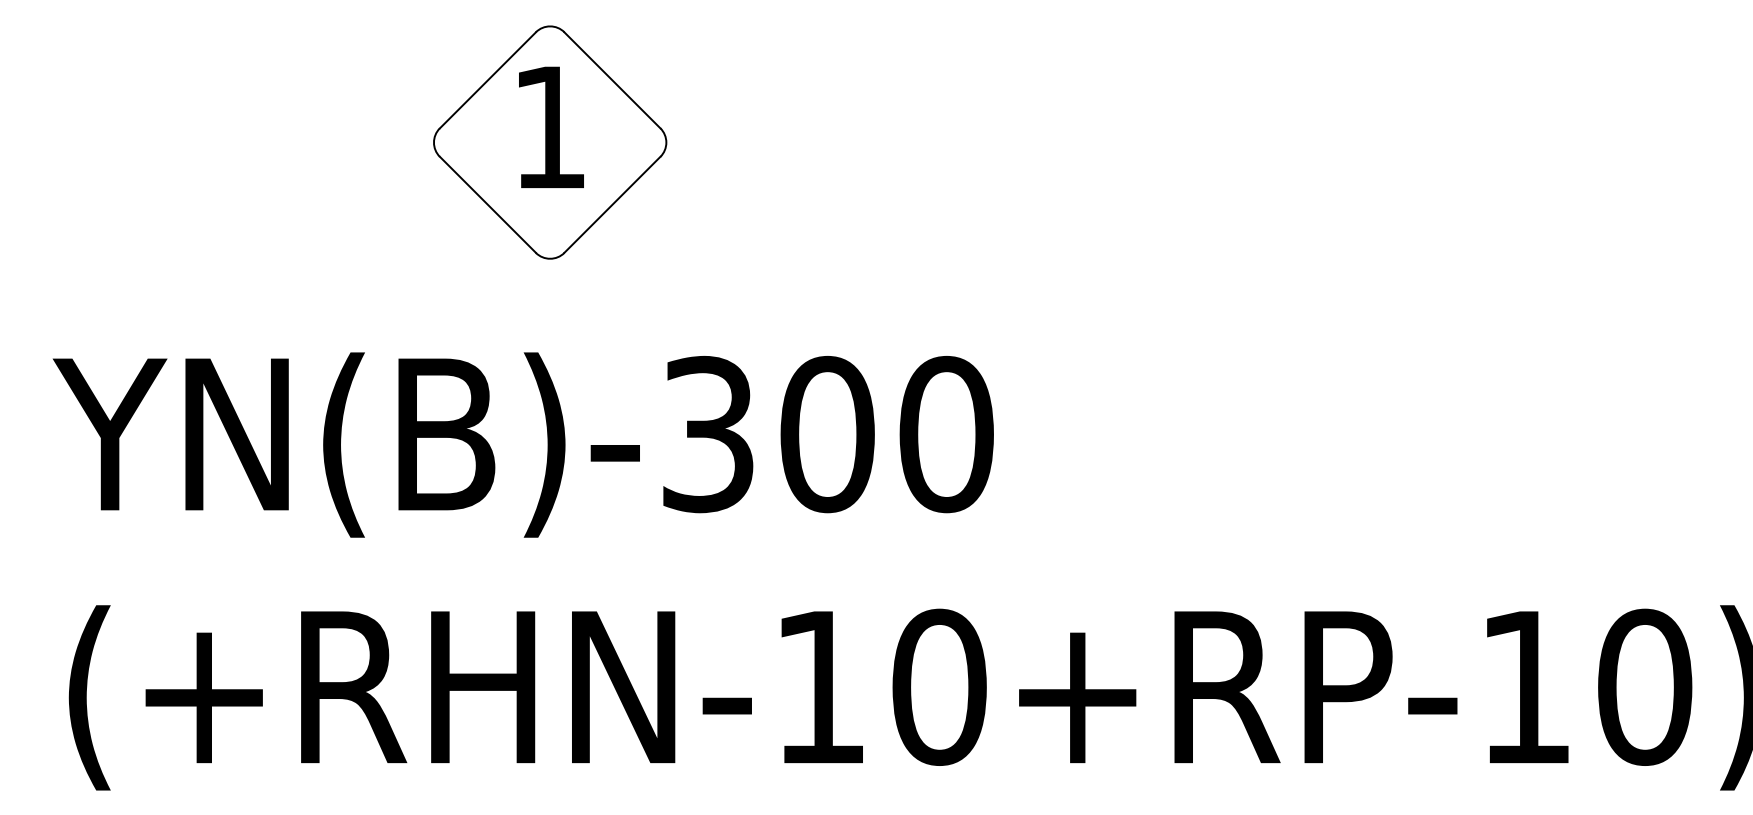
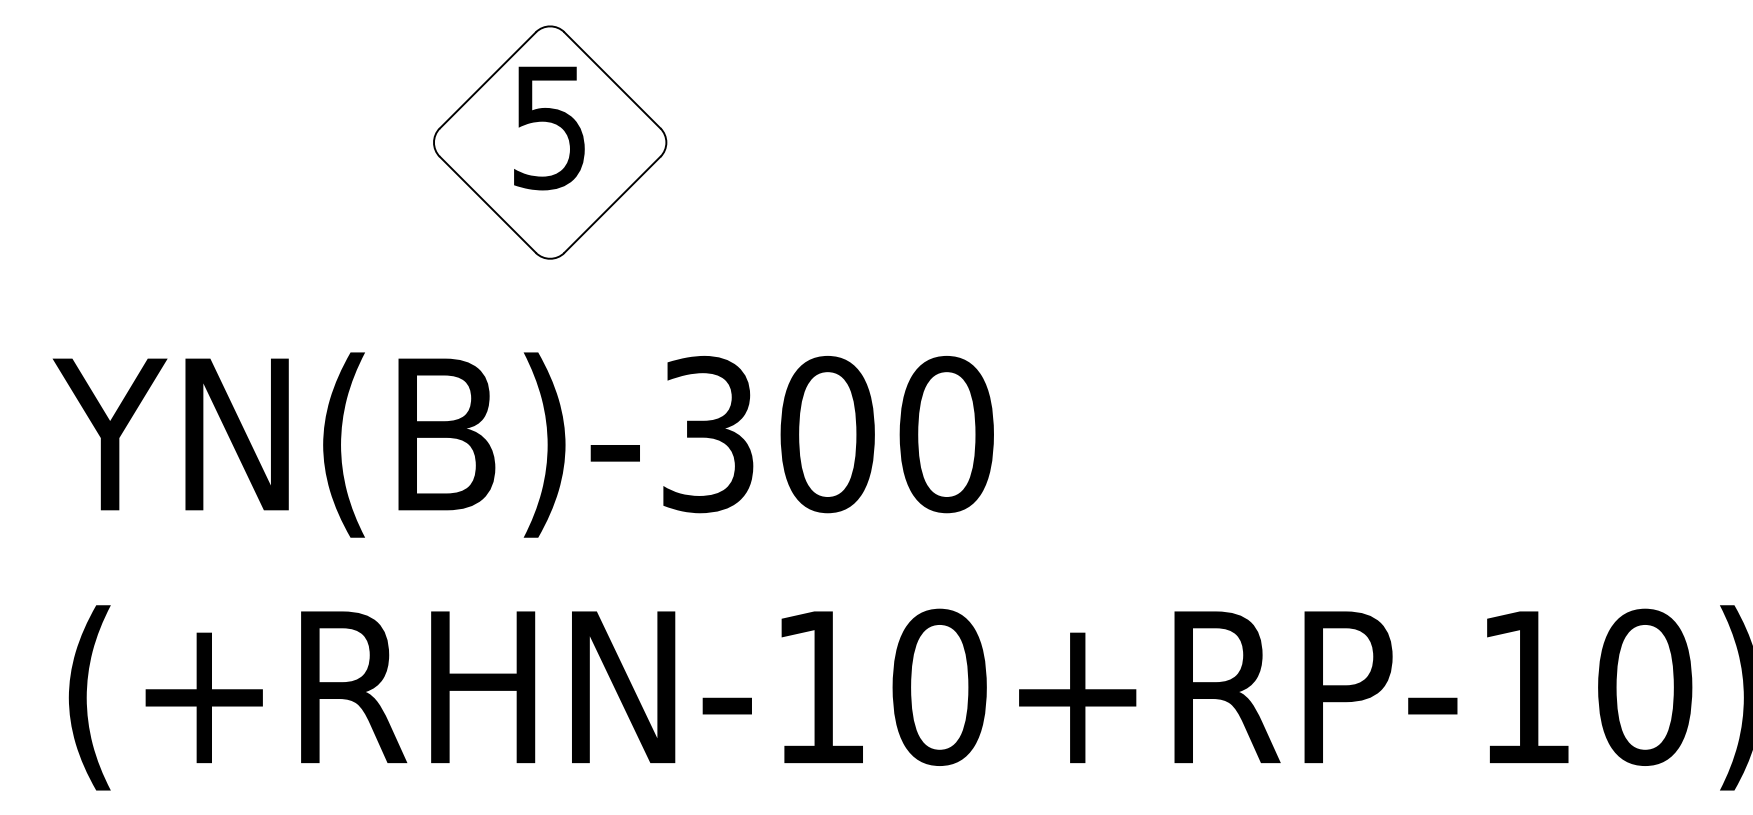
text: 1 -> 5 (549, 128)
